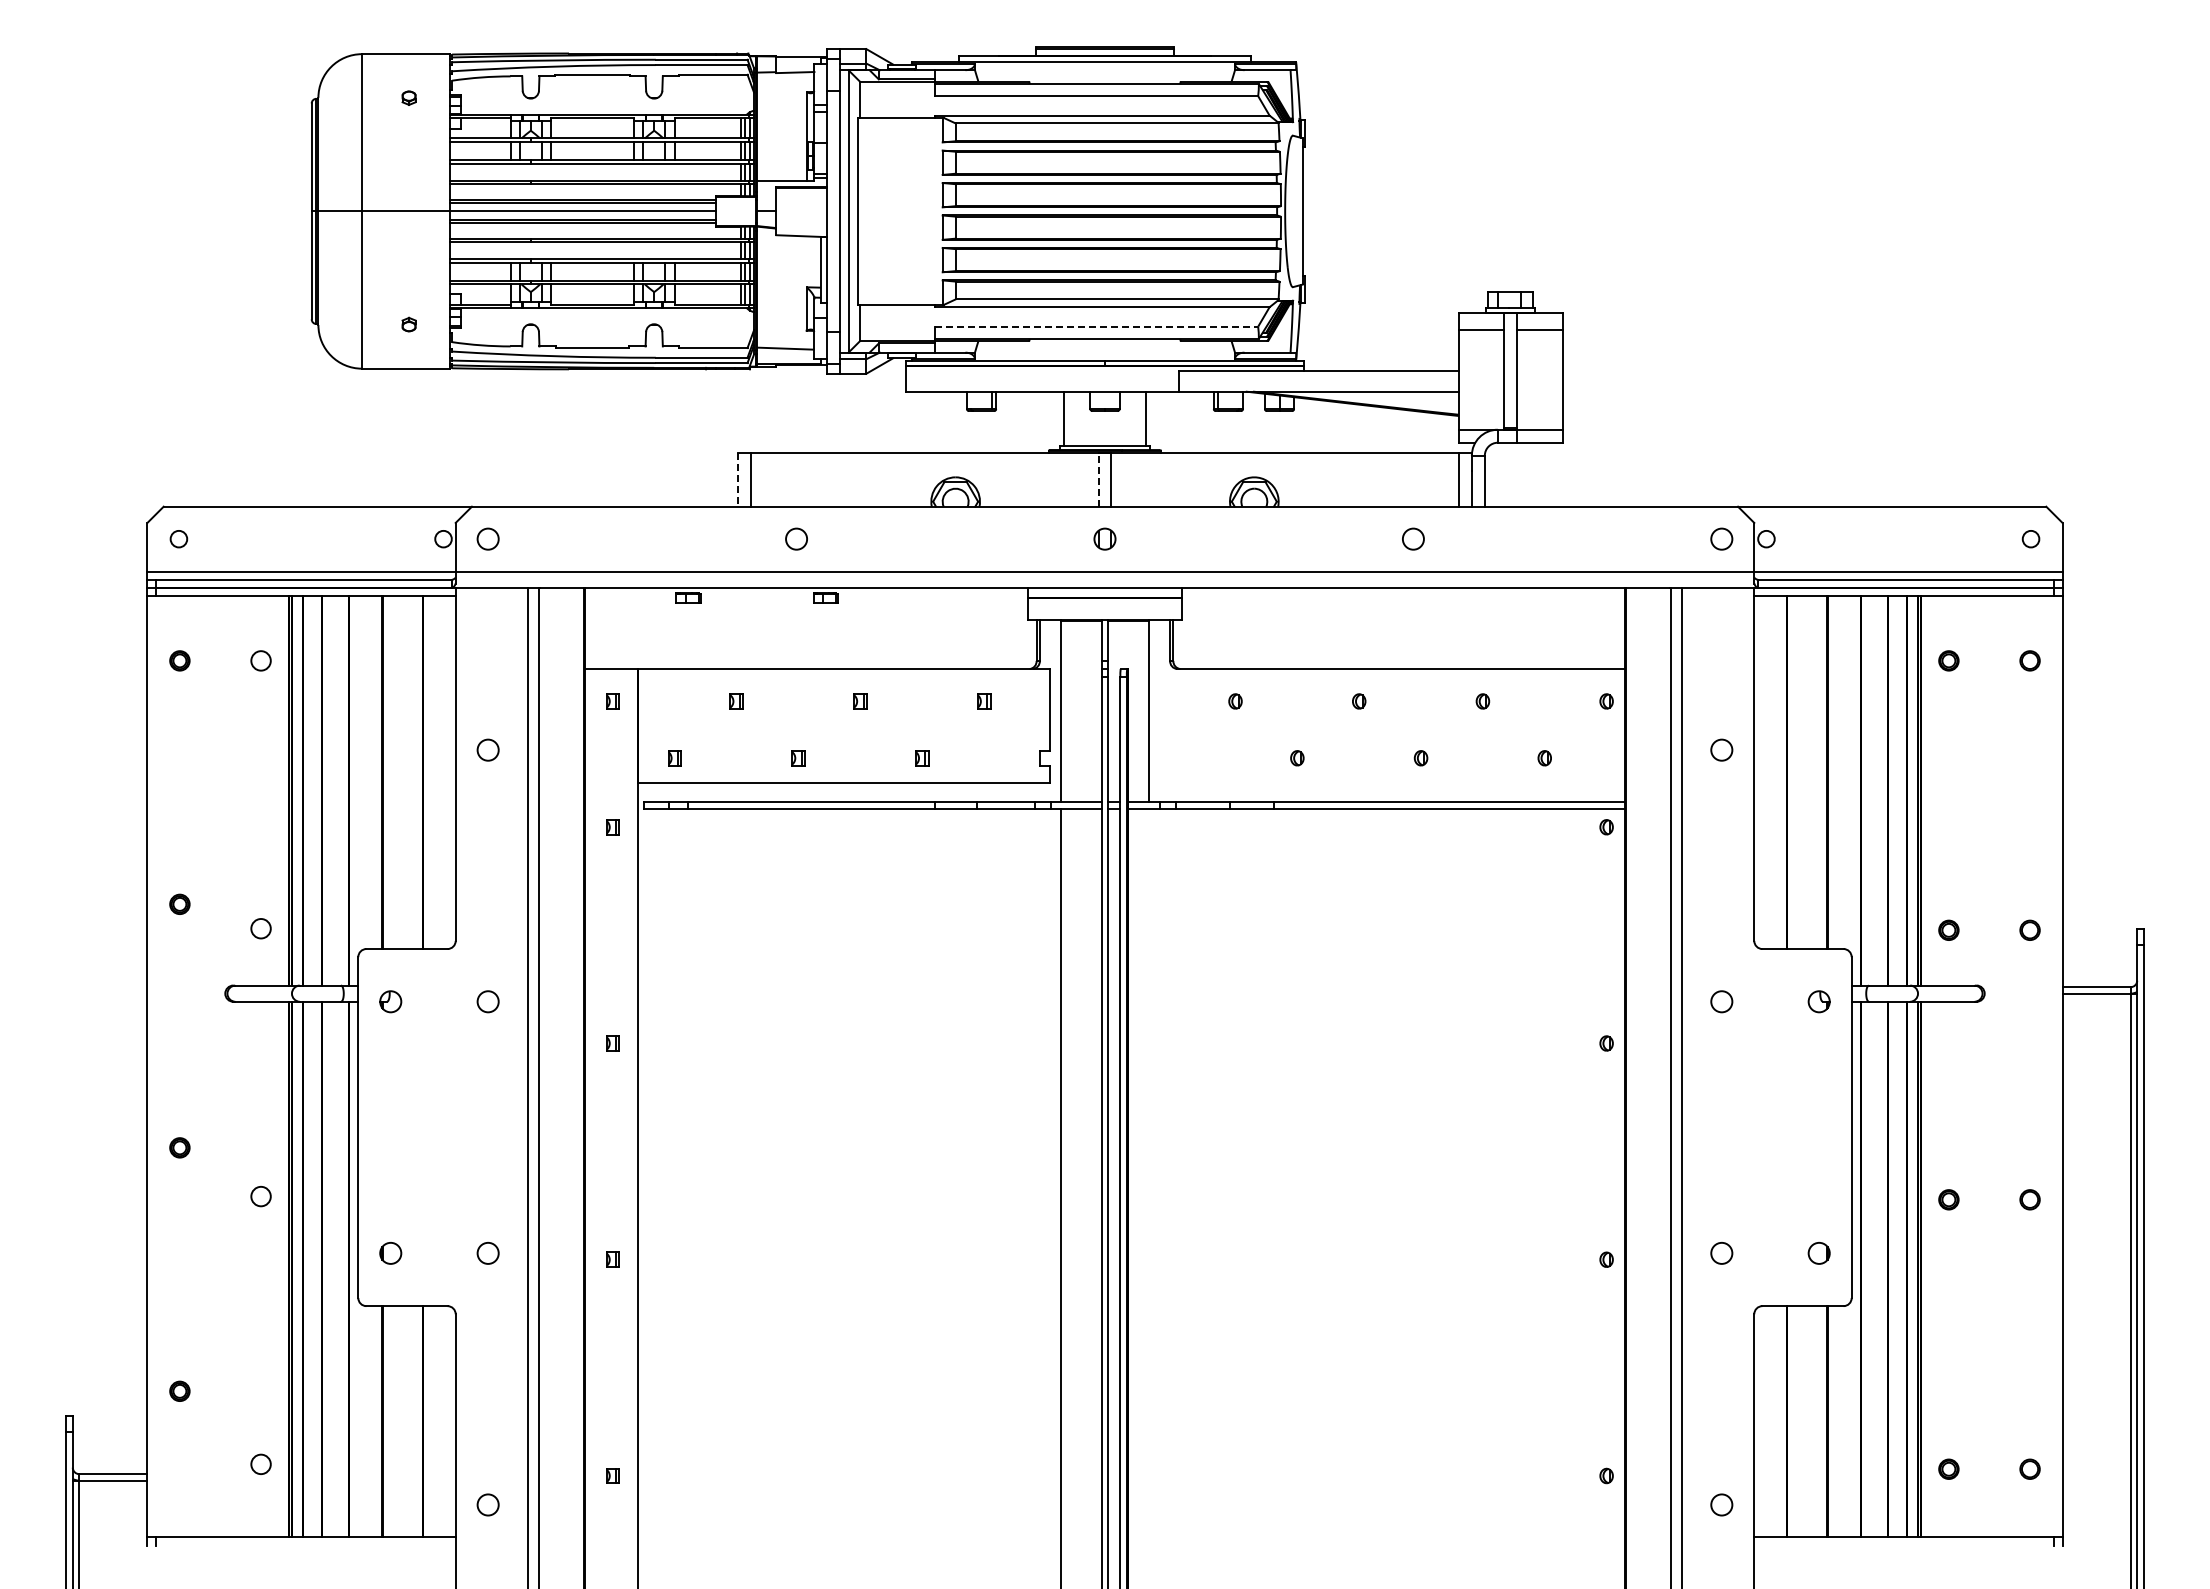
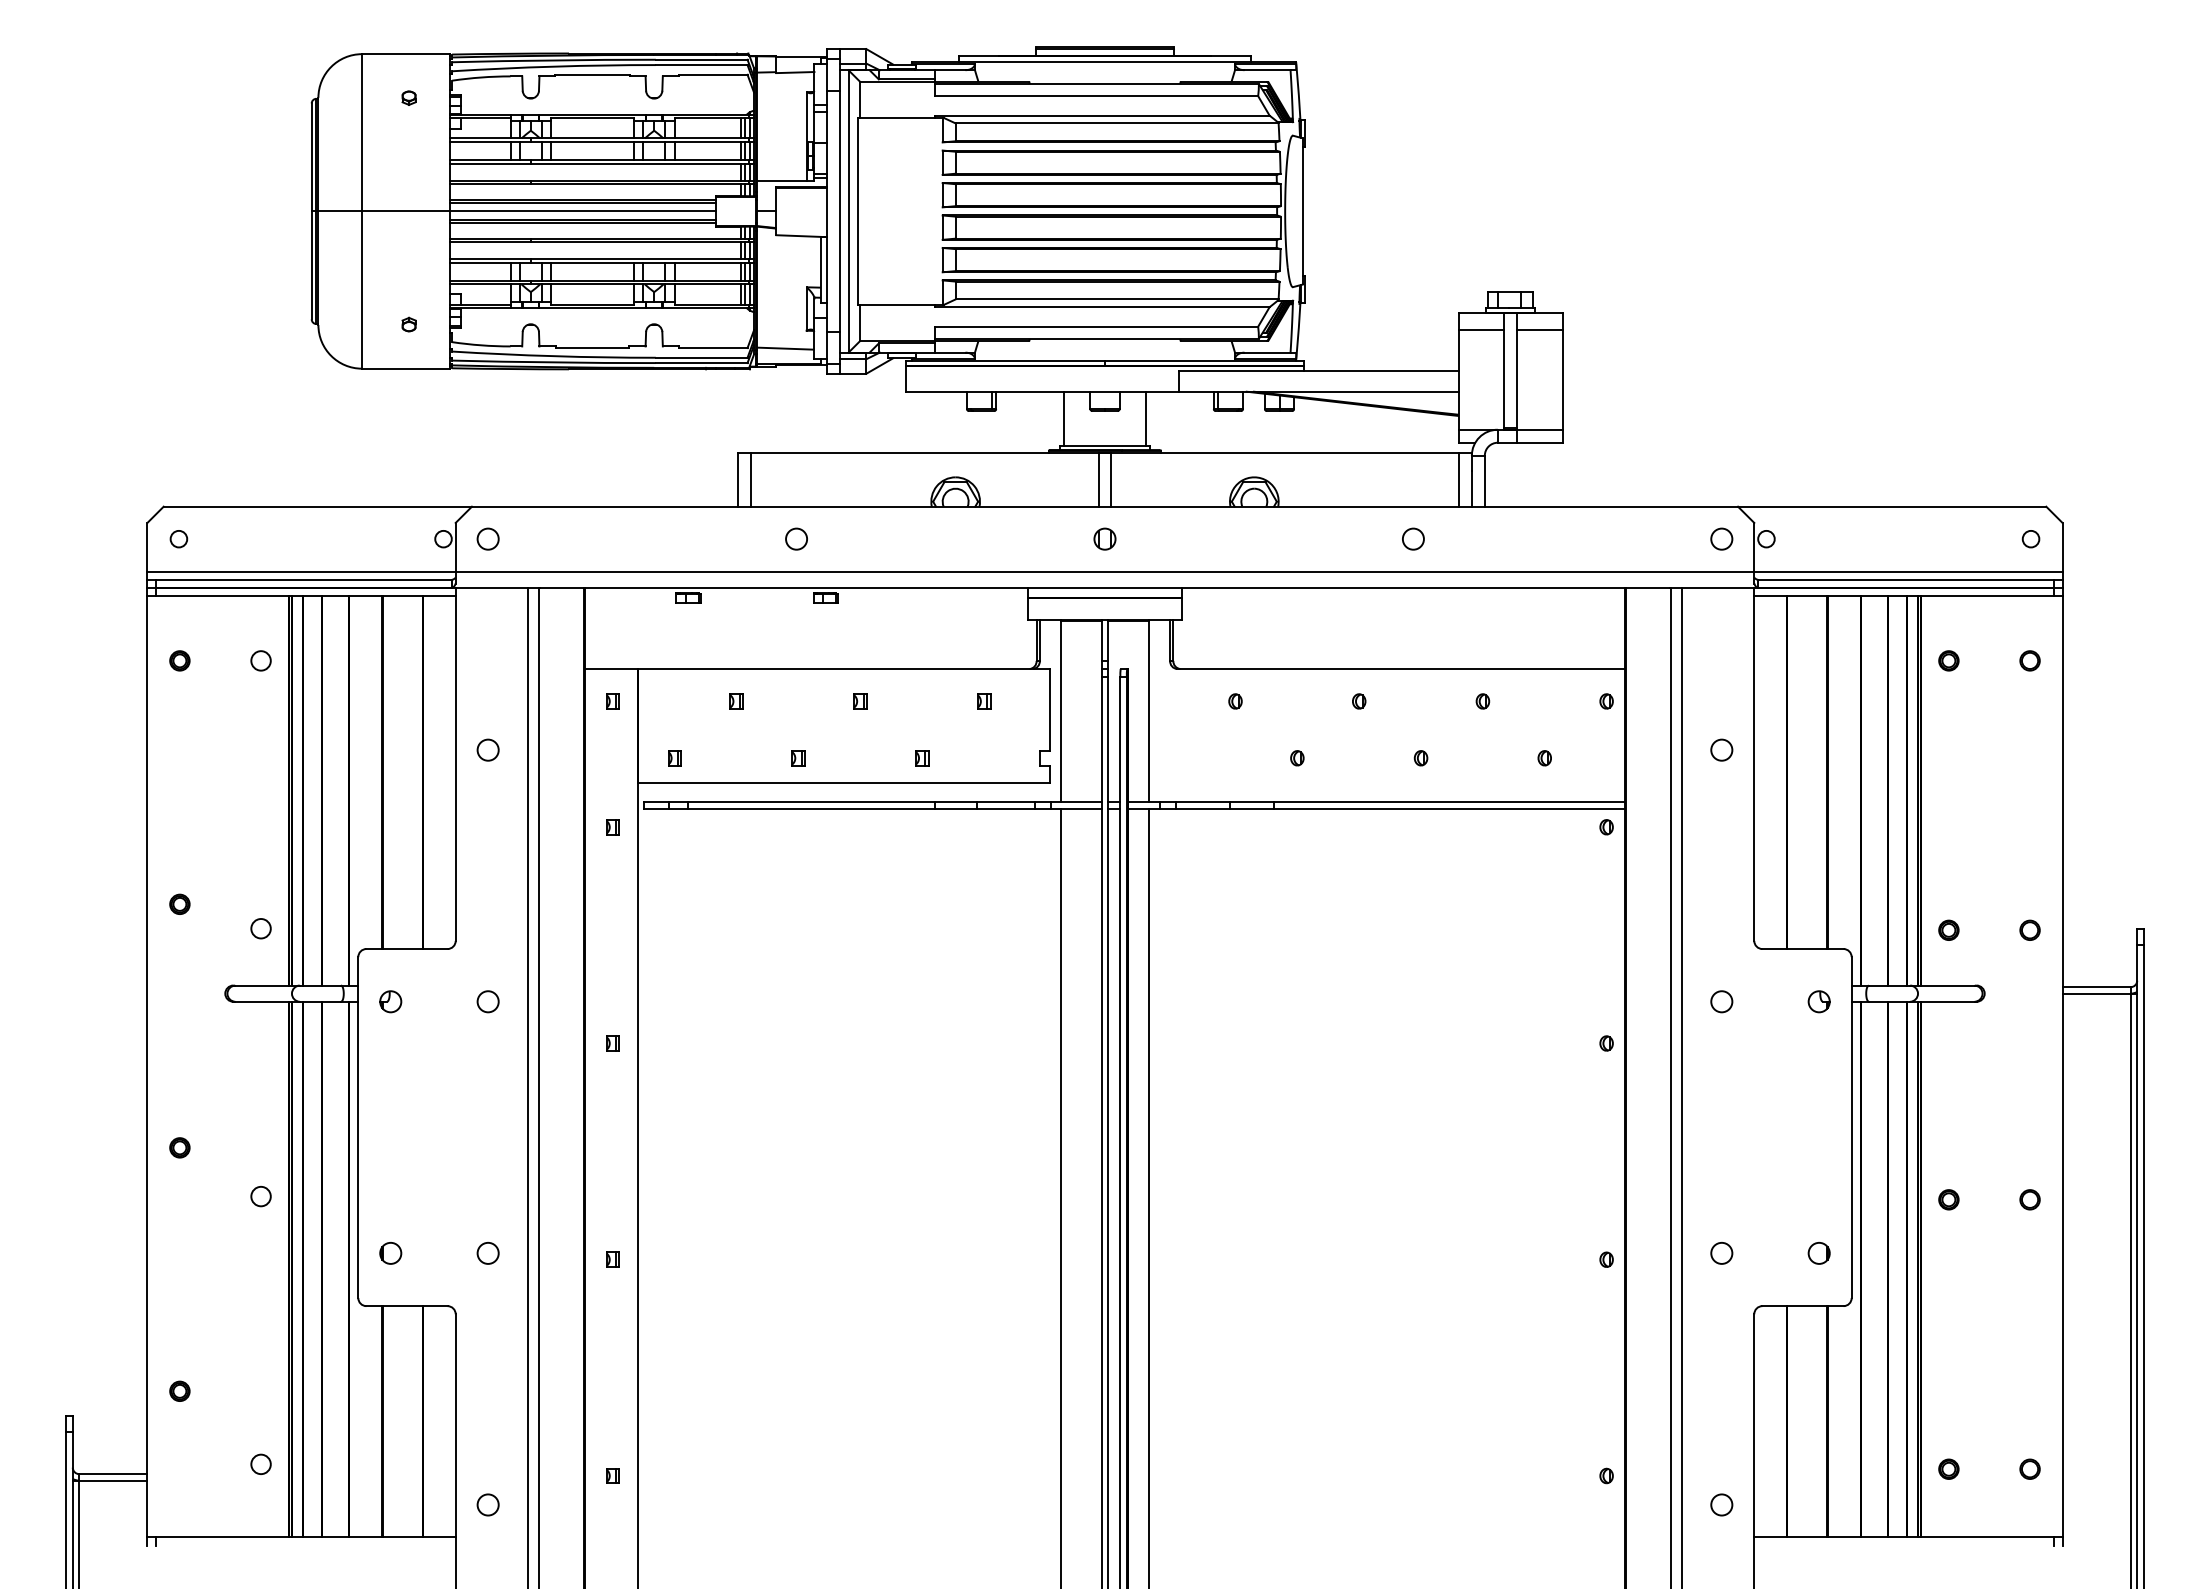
line: dashed -> solid (1096, 326)
line: dashed -> solid (738, 479)
line: dashed -> solid (1098, 479)
line: none -> present (1149, 1196)
